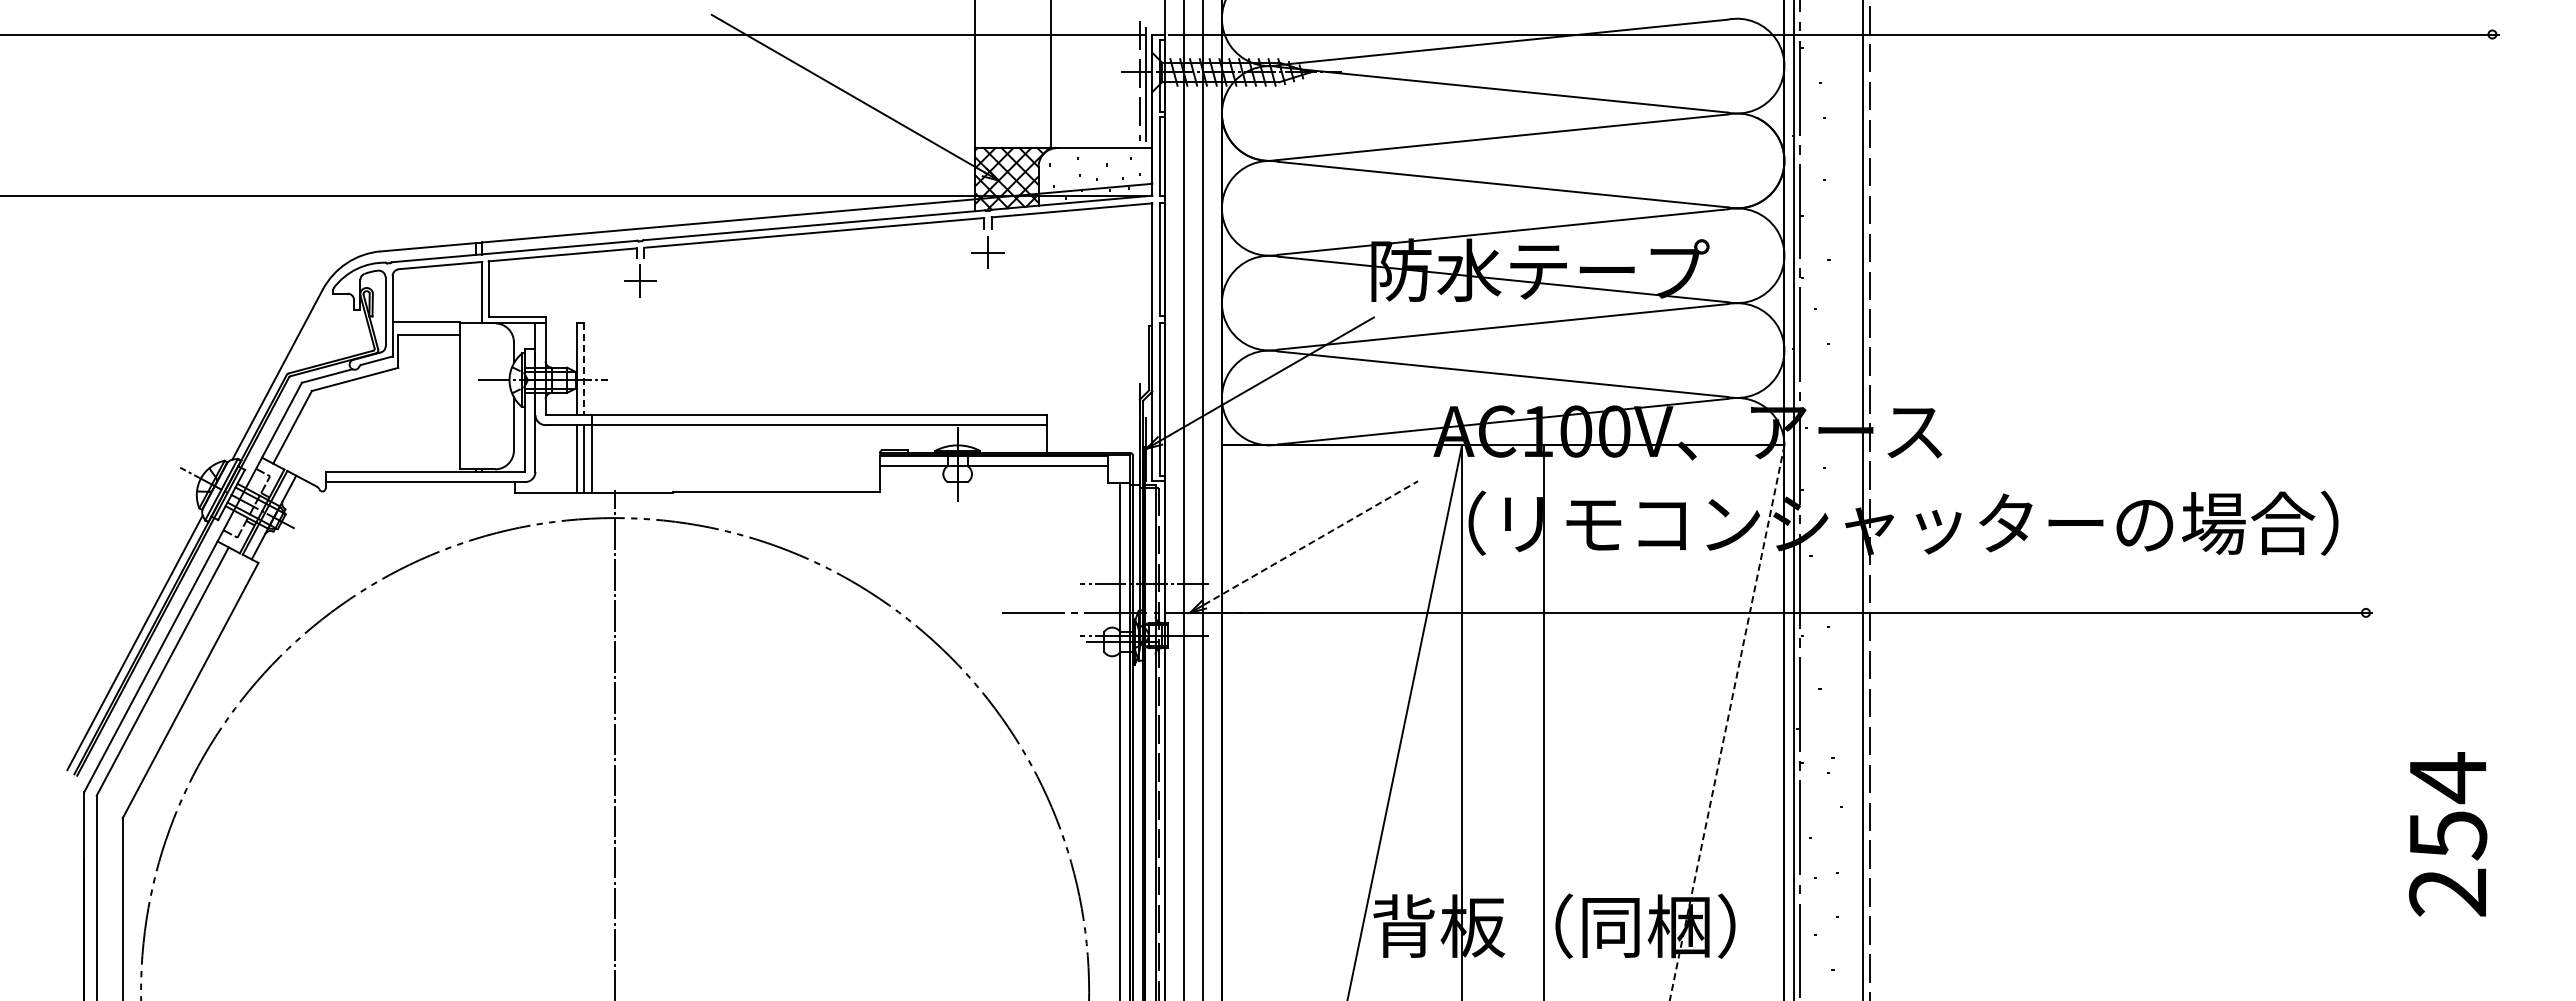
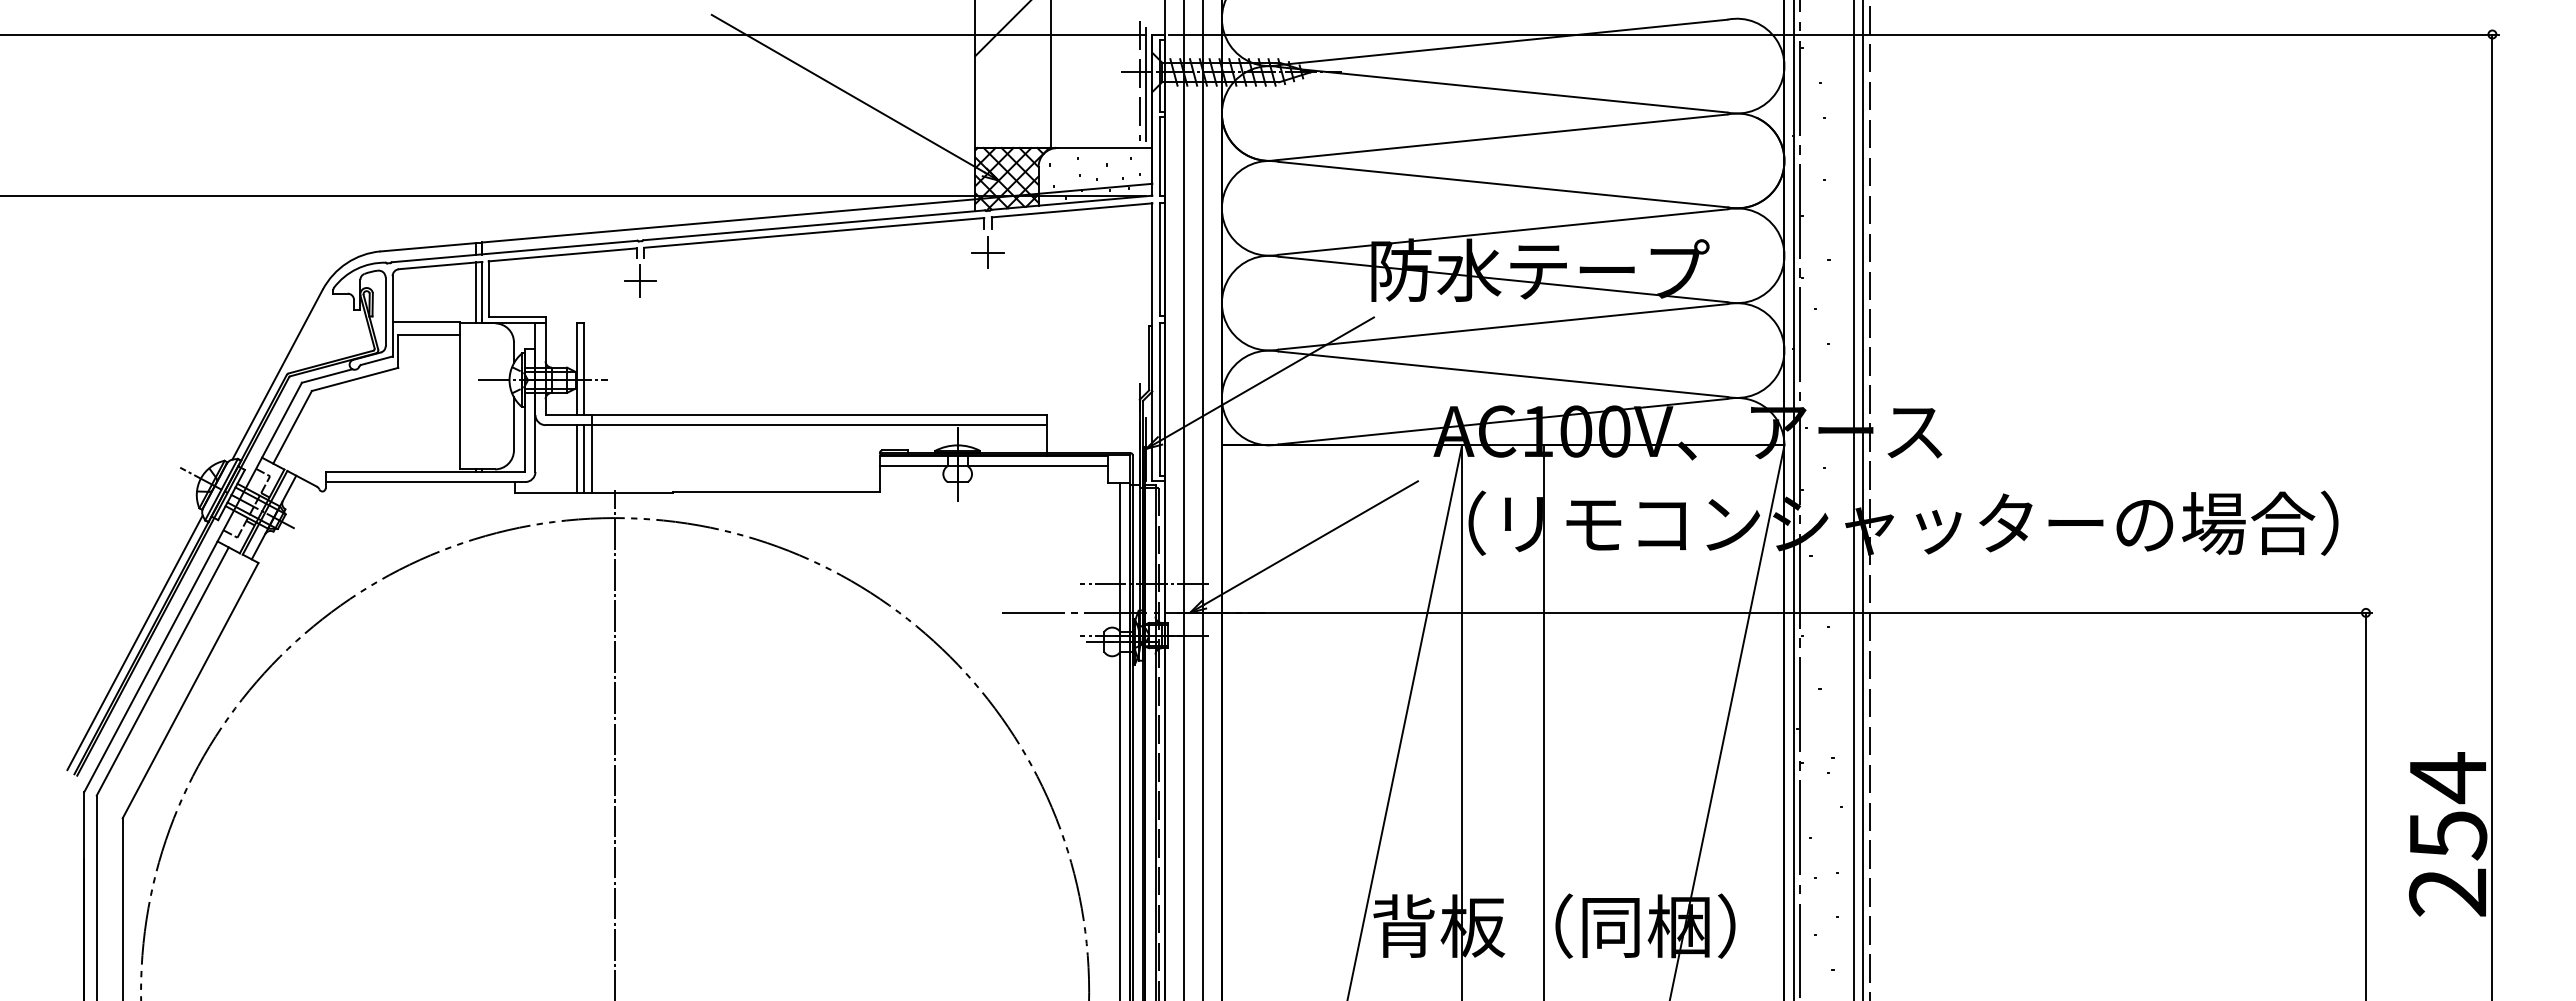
line: none -> present (1002, 29)
line: none -> present (476, 292)
line: dashed -> solid (583, 369)
line: none -> present (1853, 499)
line: none -> present (2492, 515)
line: dashed -> solid (1311, 543)
line: dashed -> solid (1727, 723)
line: none -> present (2365, 804)
